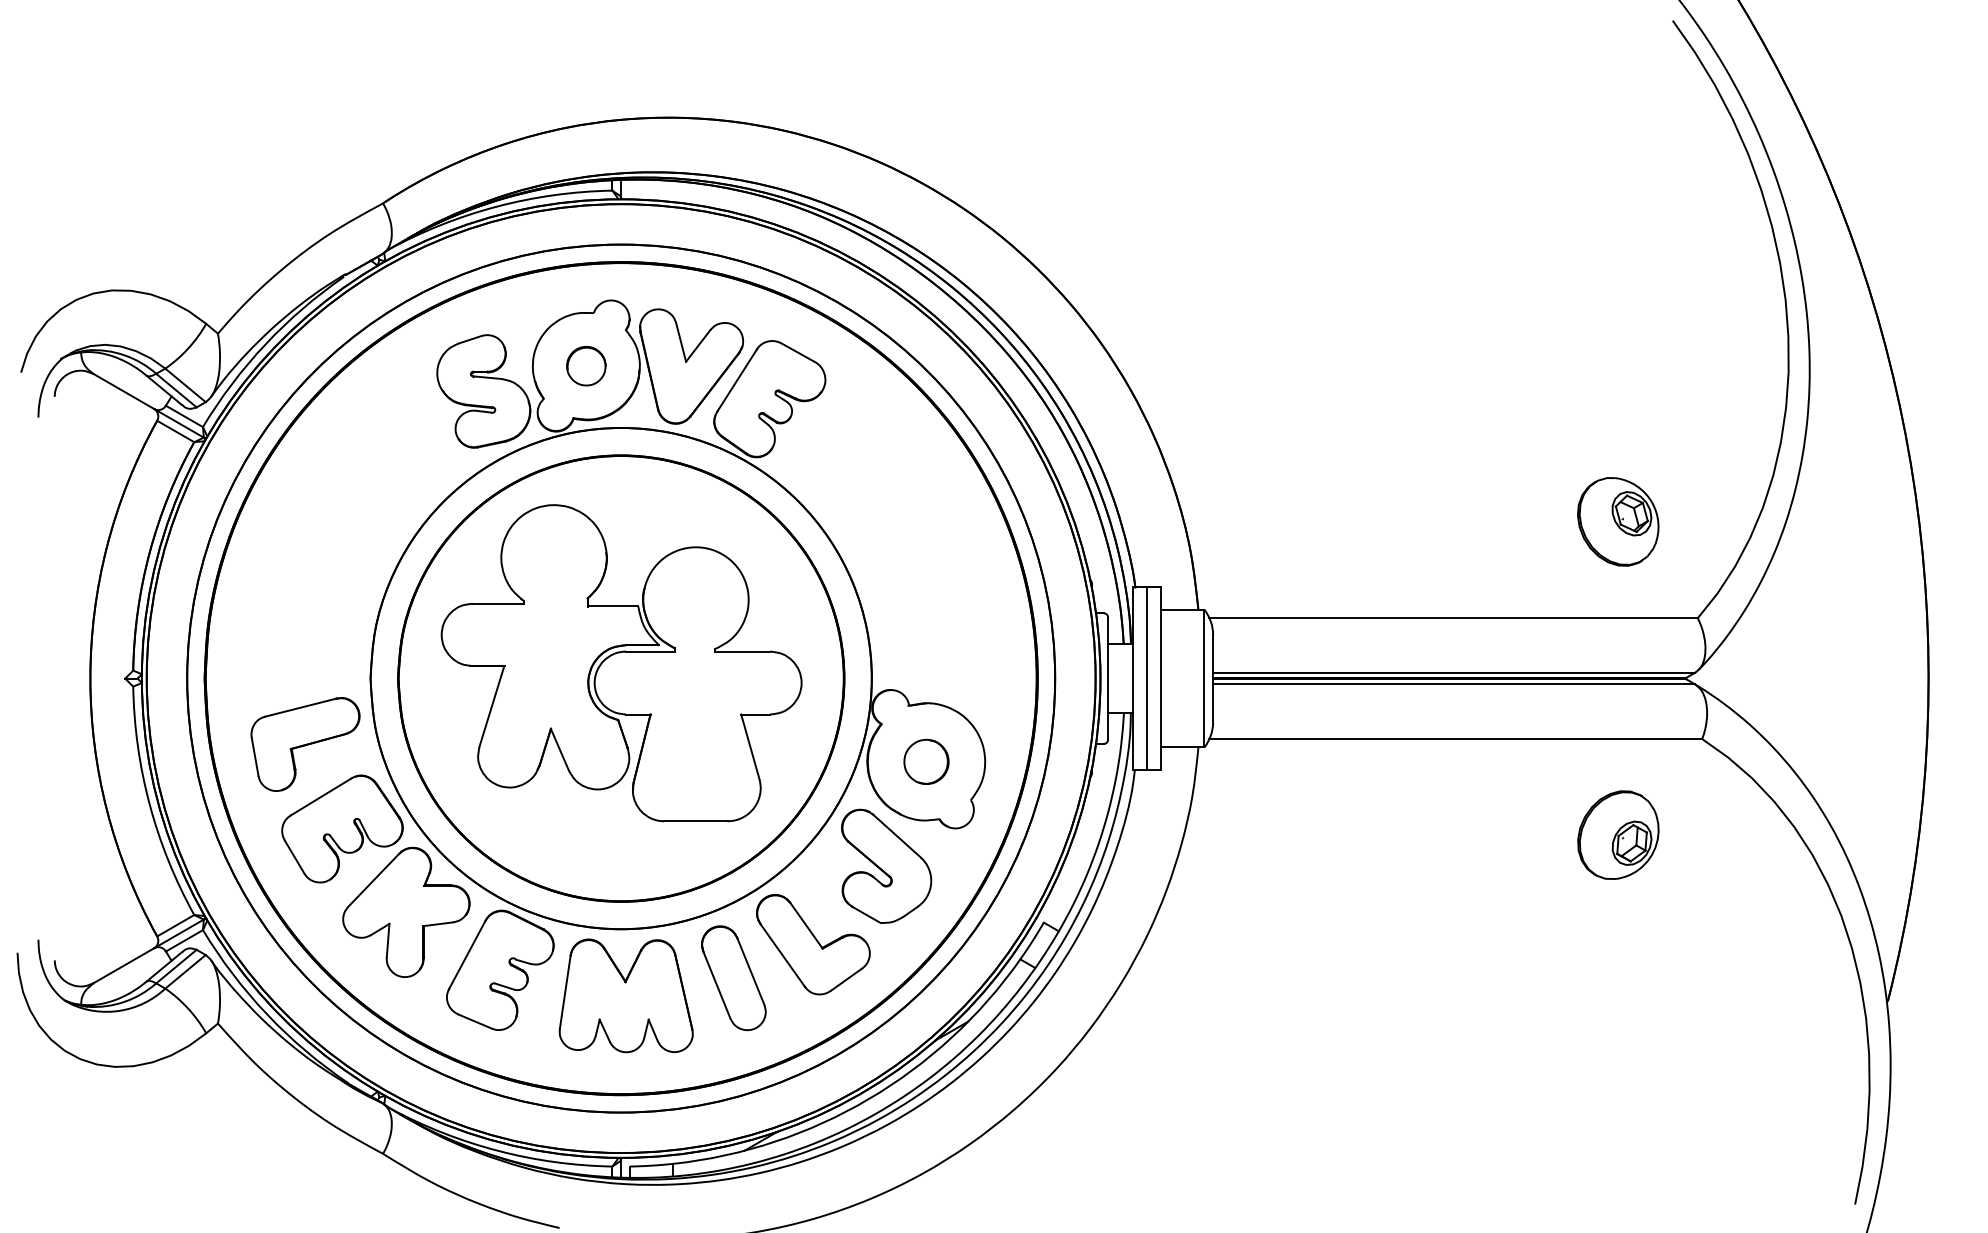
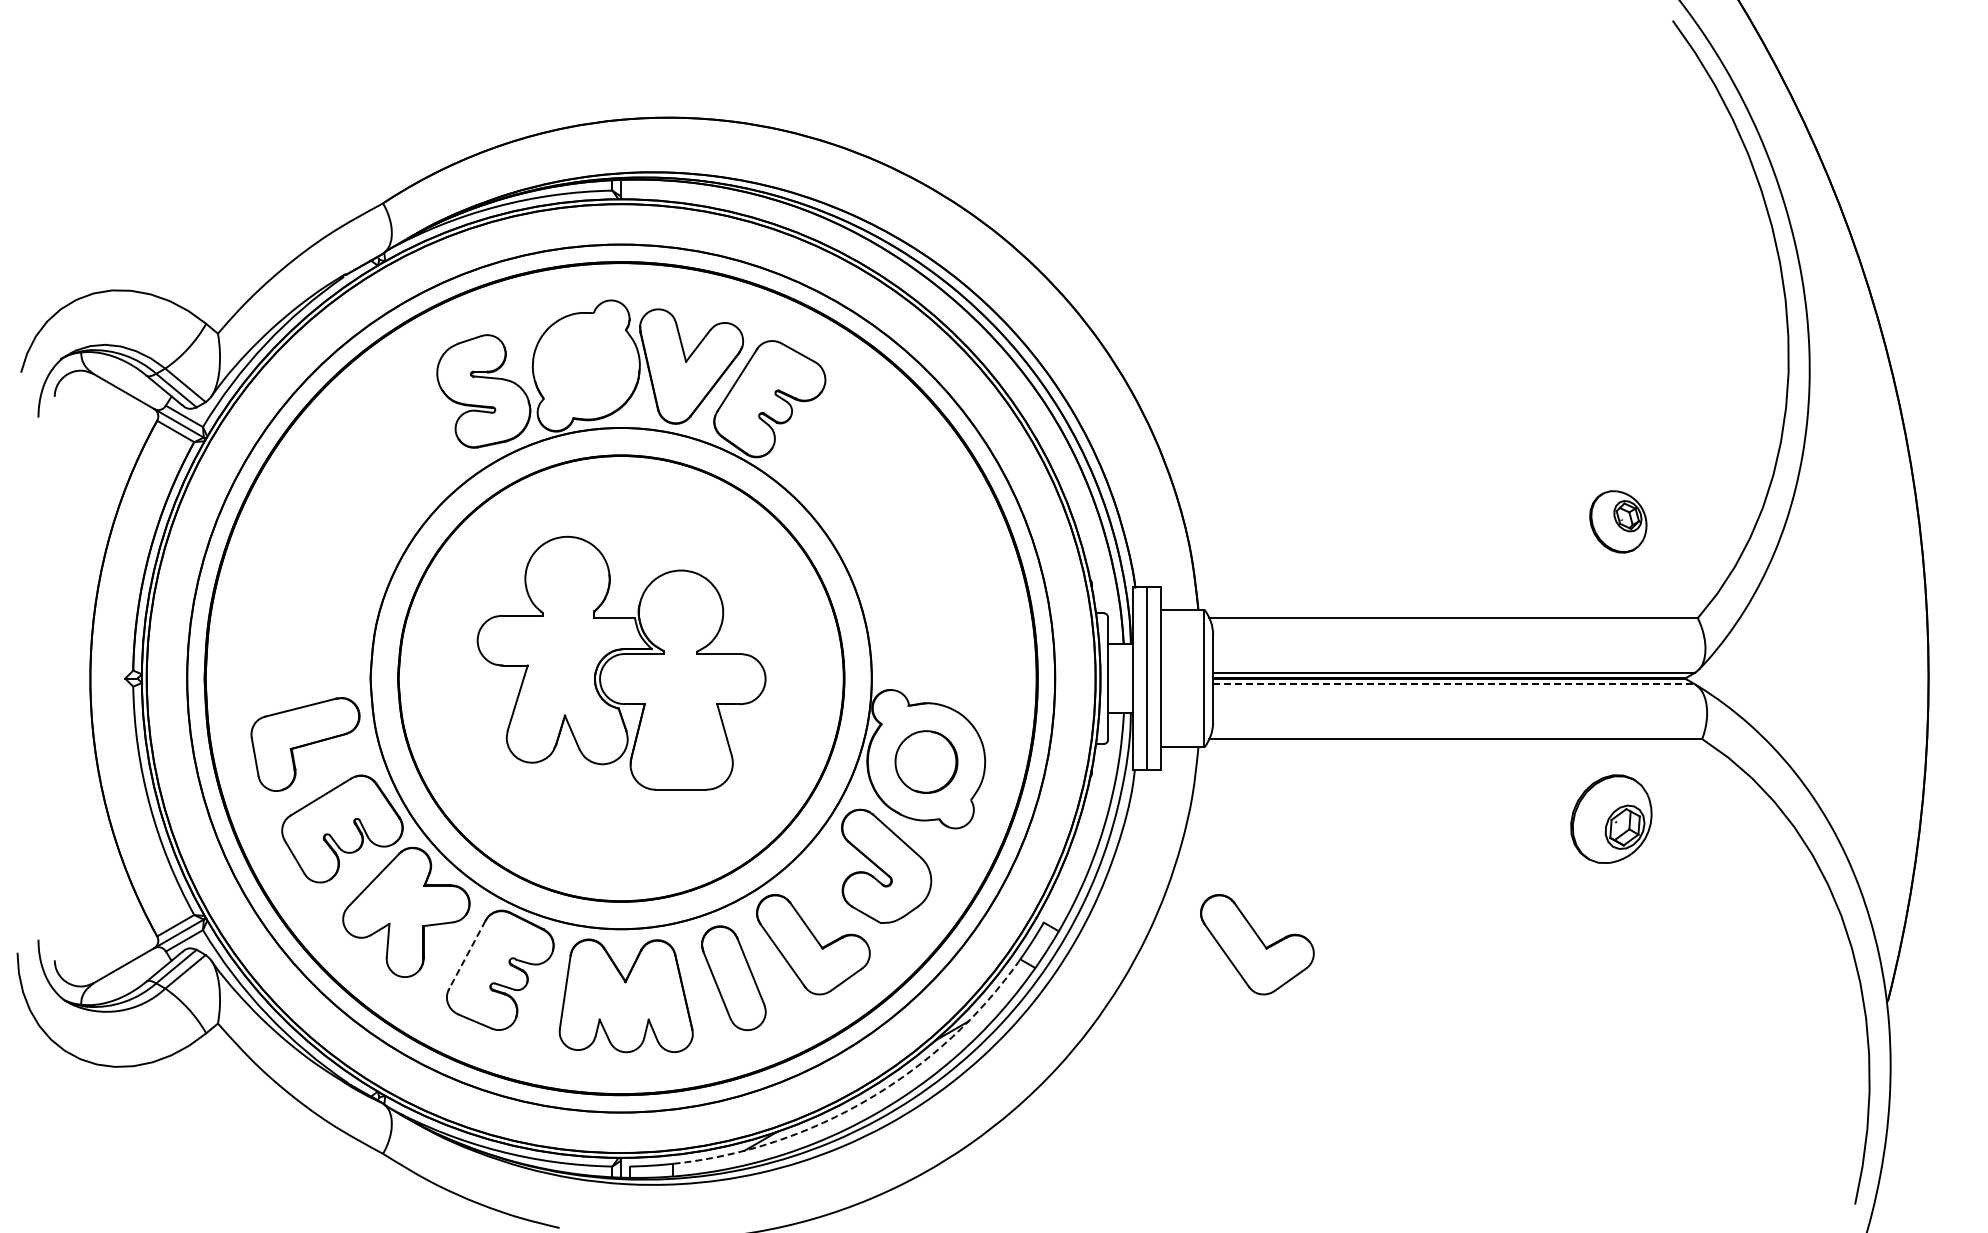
part: present -> none (586, 366)
part size: 83x90 px -> 59x64 px (1618, 521)
part size: 363x319 px -> 291x256 px (621, 662)
line: solid -> dashed (1454, 684)
part size: 47x47 px -> 65x64 px (926, 761)
part position: (1618, 834) -> (1611, 818) (1611, 818)
part: none -> present (1257, 944)
line: solid -> dashed (467, 954)
arc: solid -> dashed (868, 1099)
